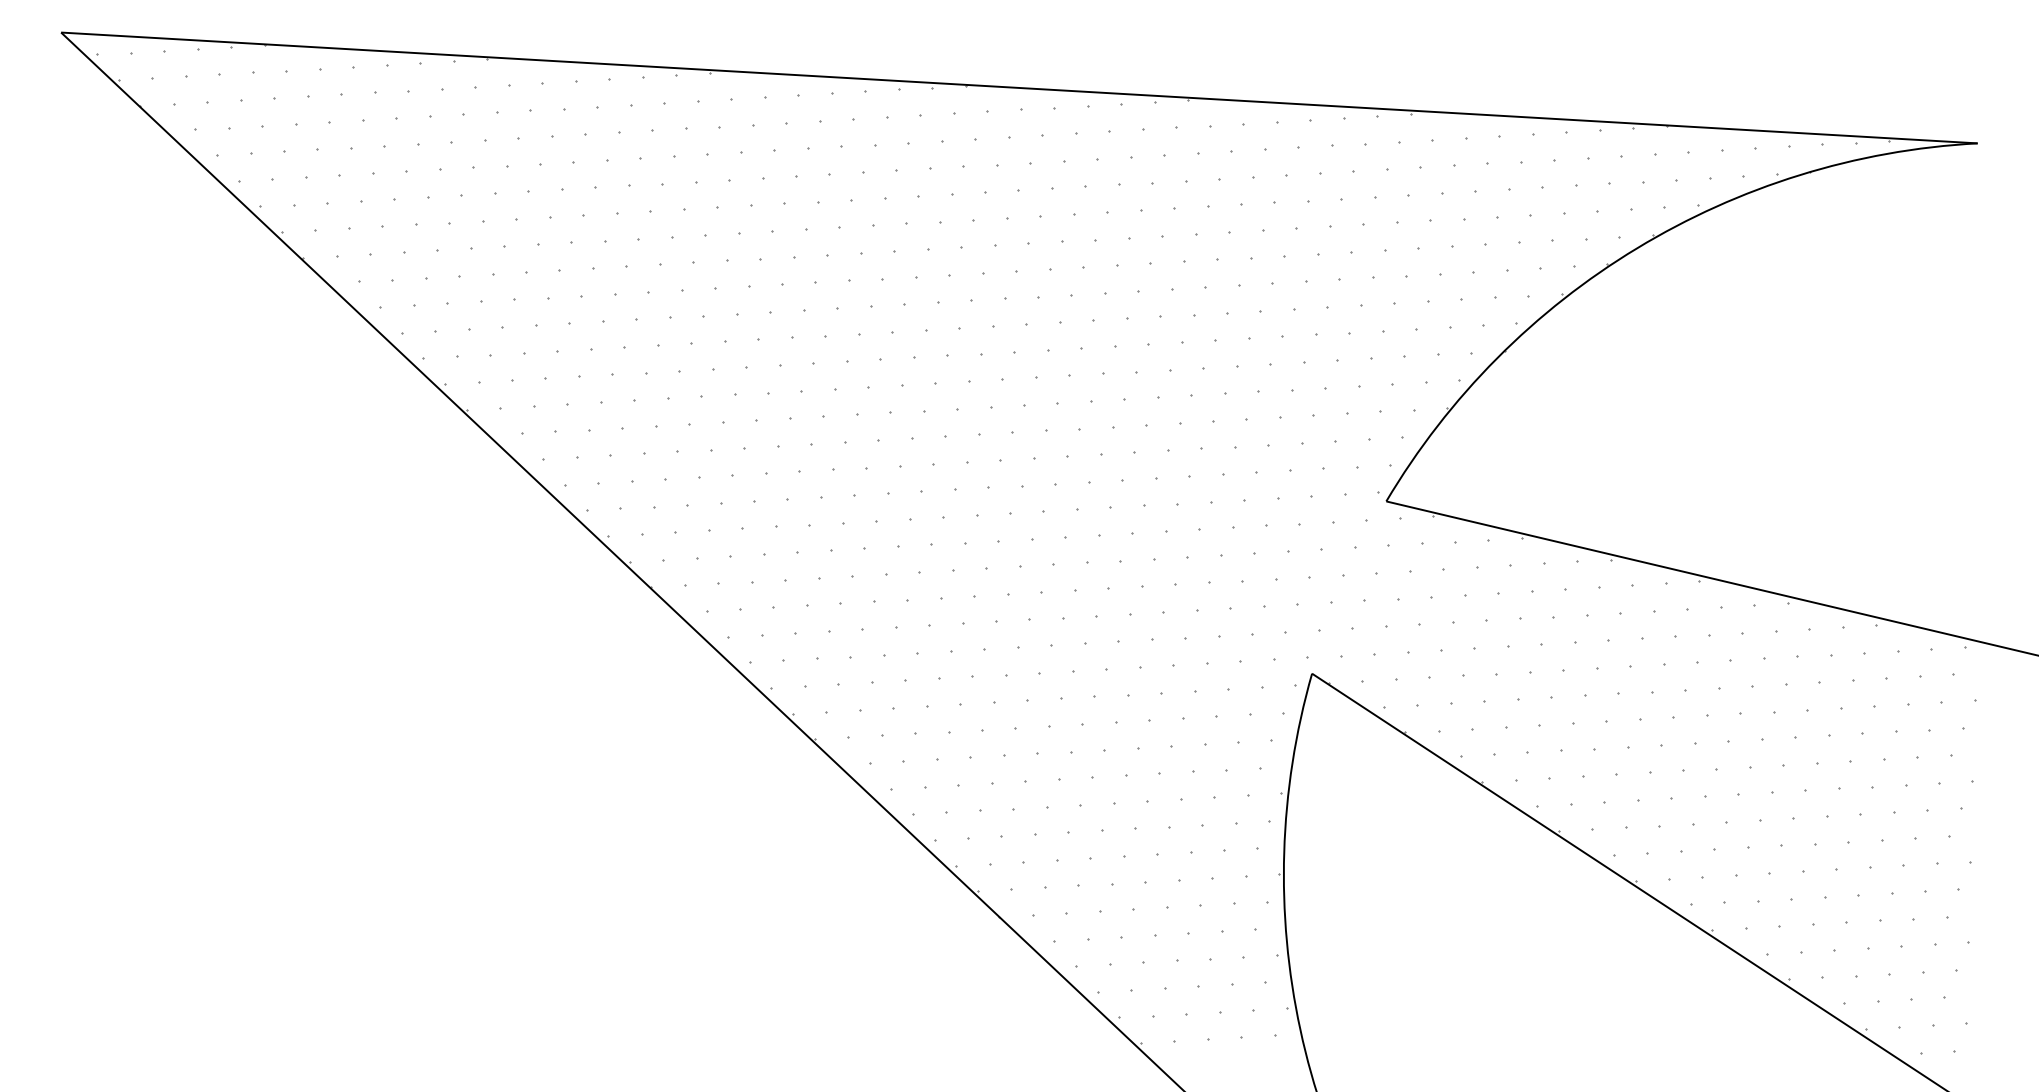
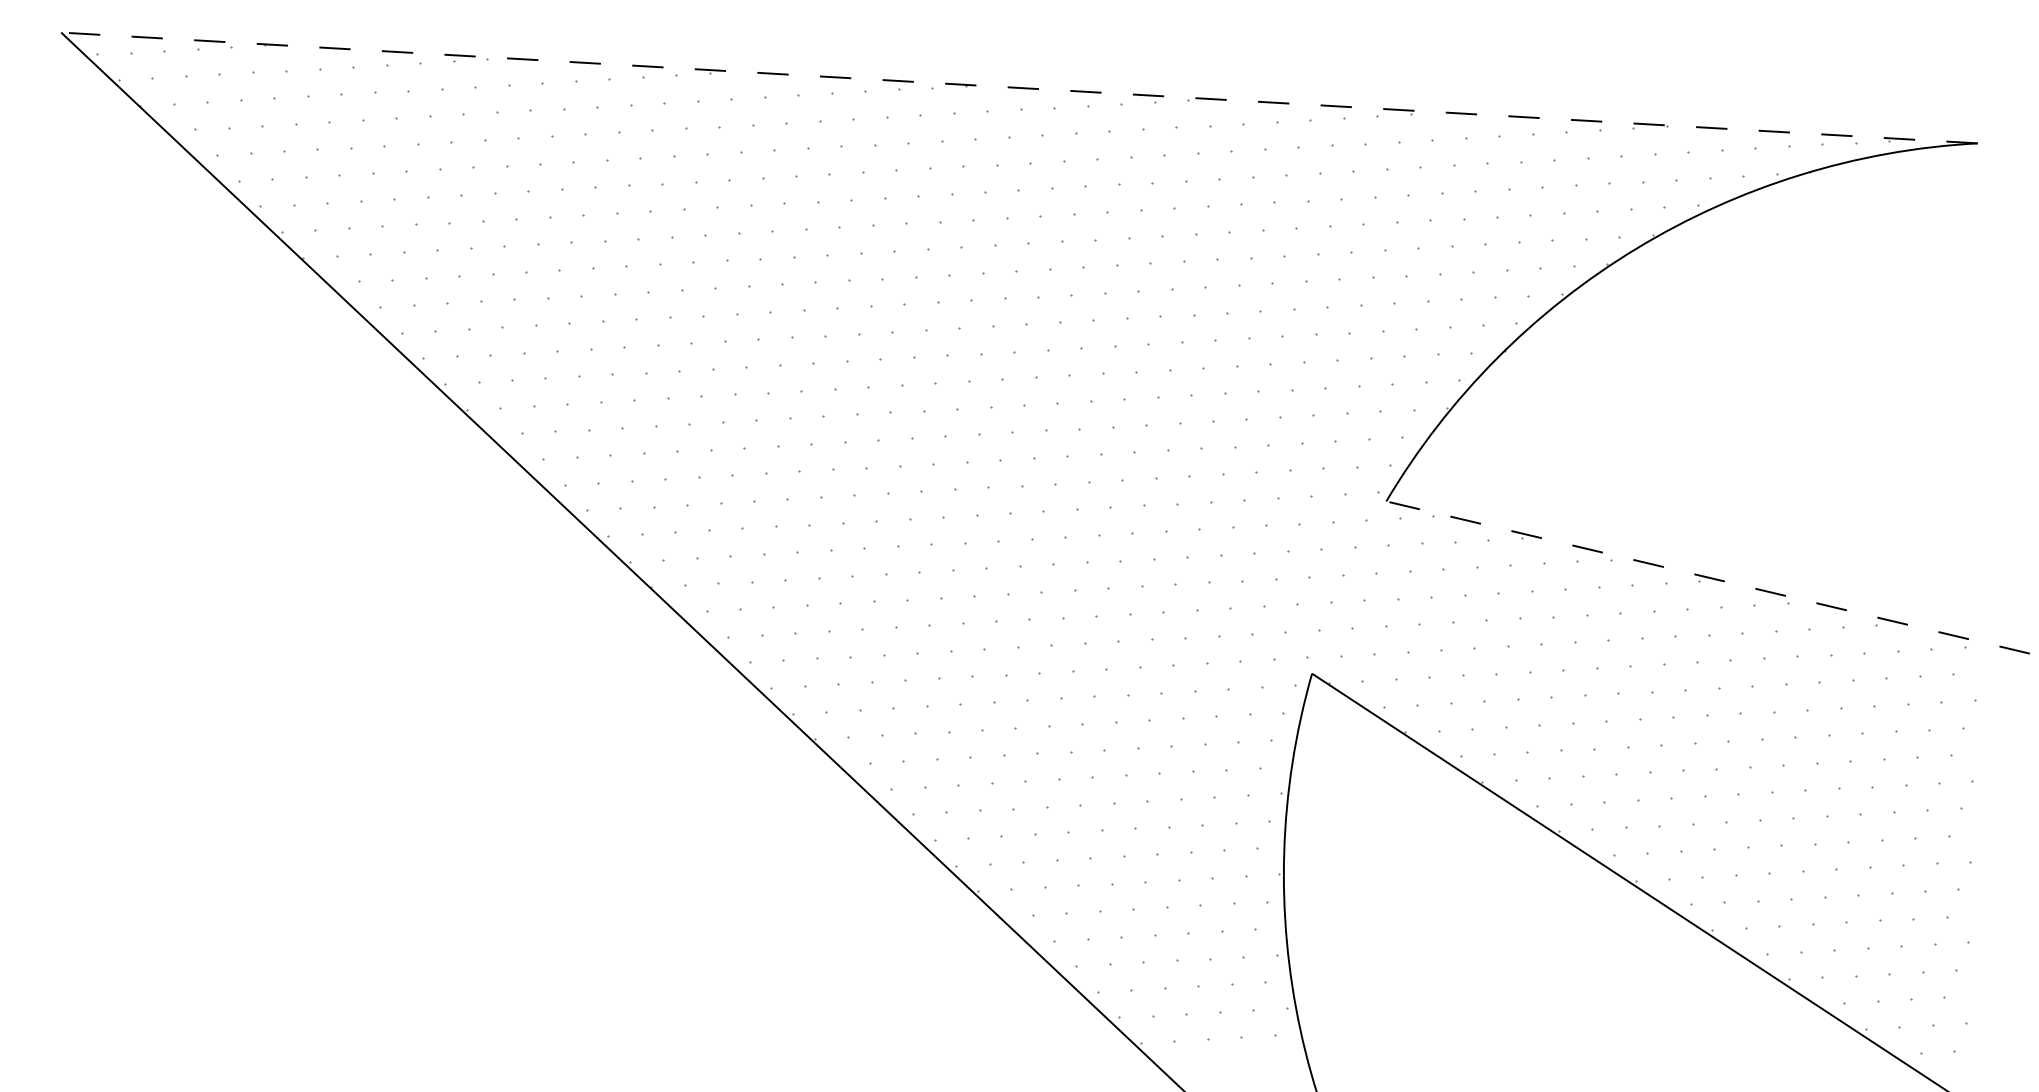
line: solid -> dashed (1019, 87)
line: solid -> dashed (1712, 578)
